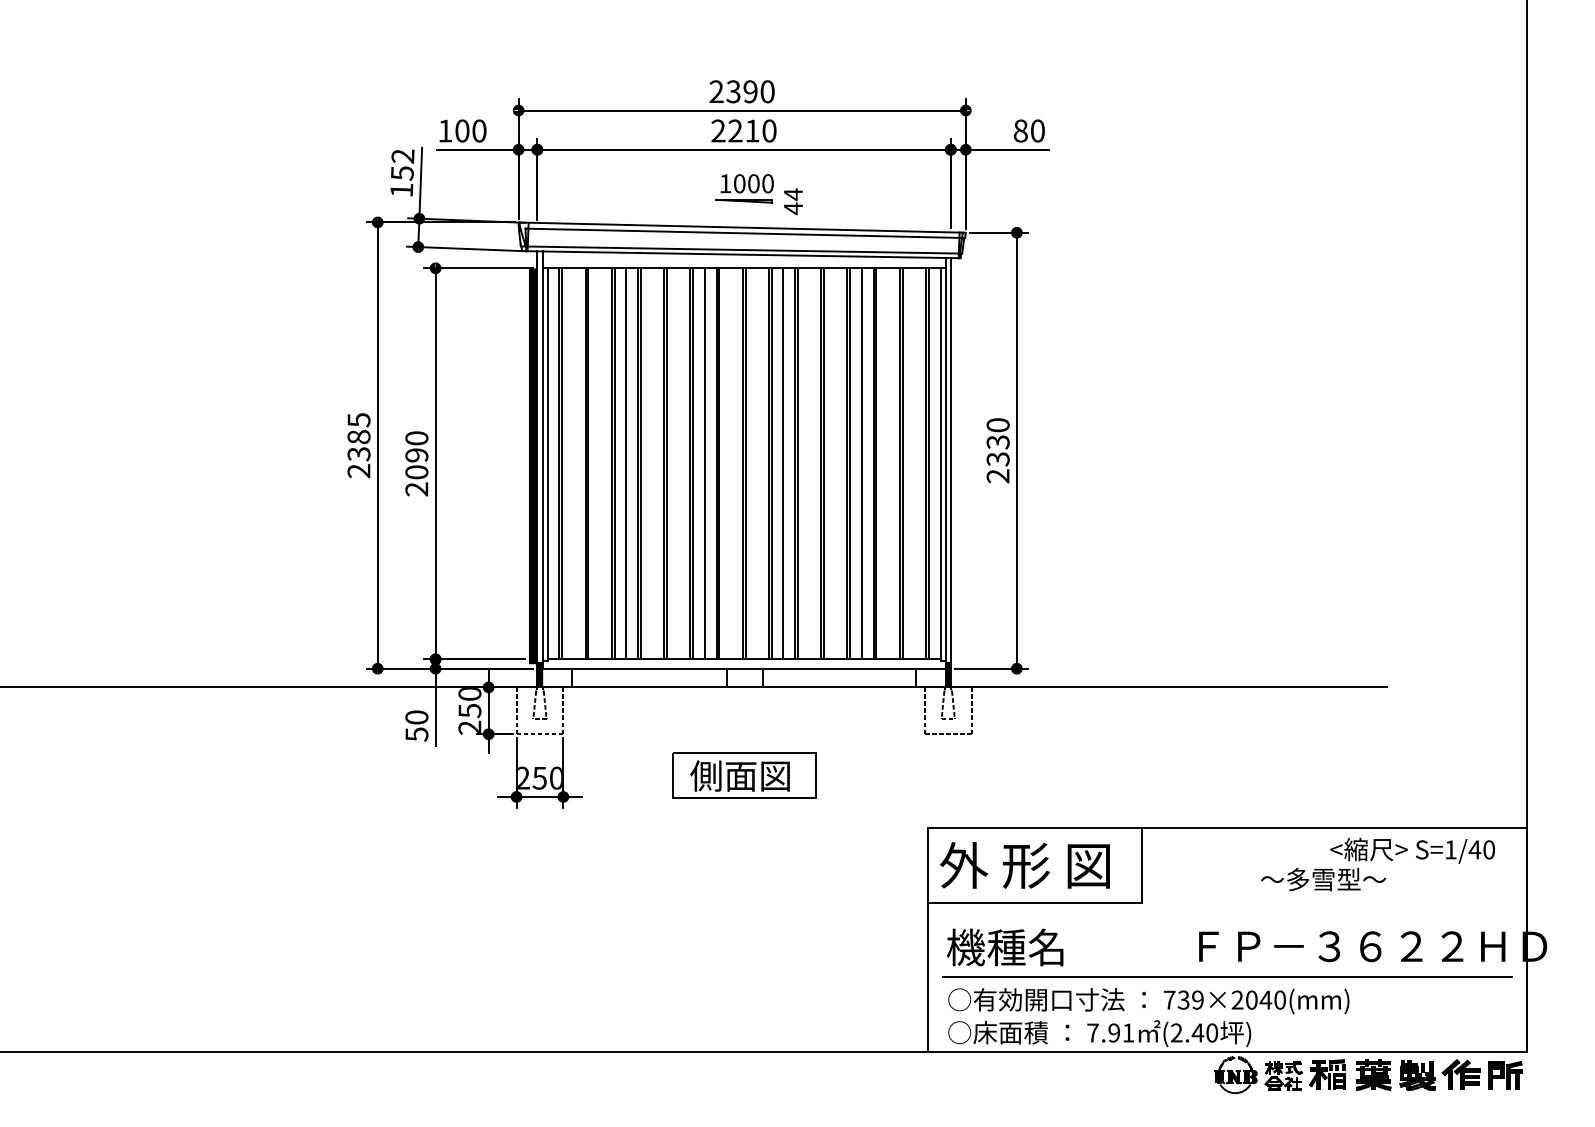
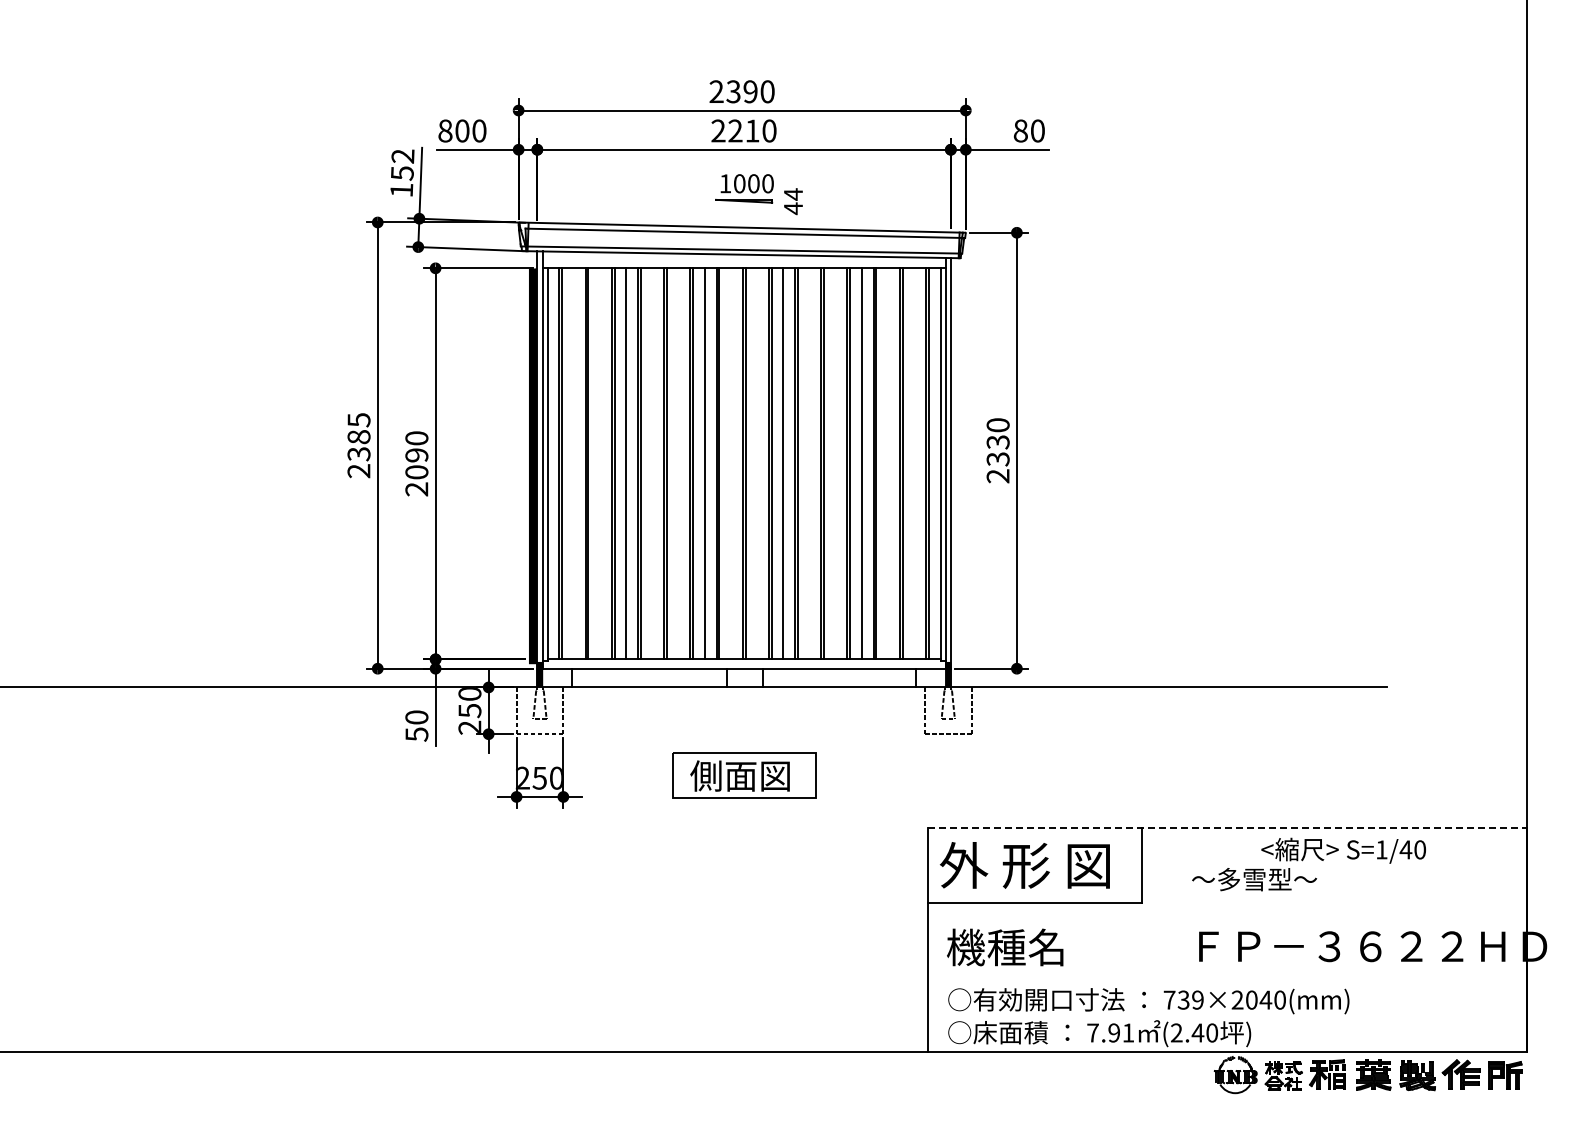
text: 100 -> 800 (445, 130)
line: solid -> dashed (1227, 827)
text position: (1377, 864) -> (1308, 864) (1308, 864)
line: present -> none (1226, 977)
